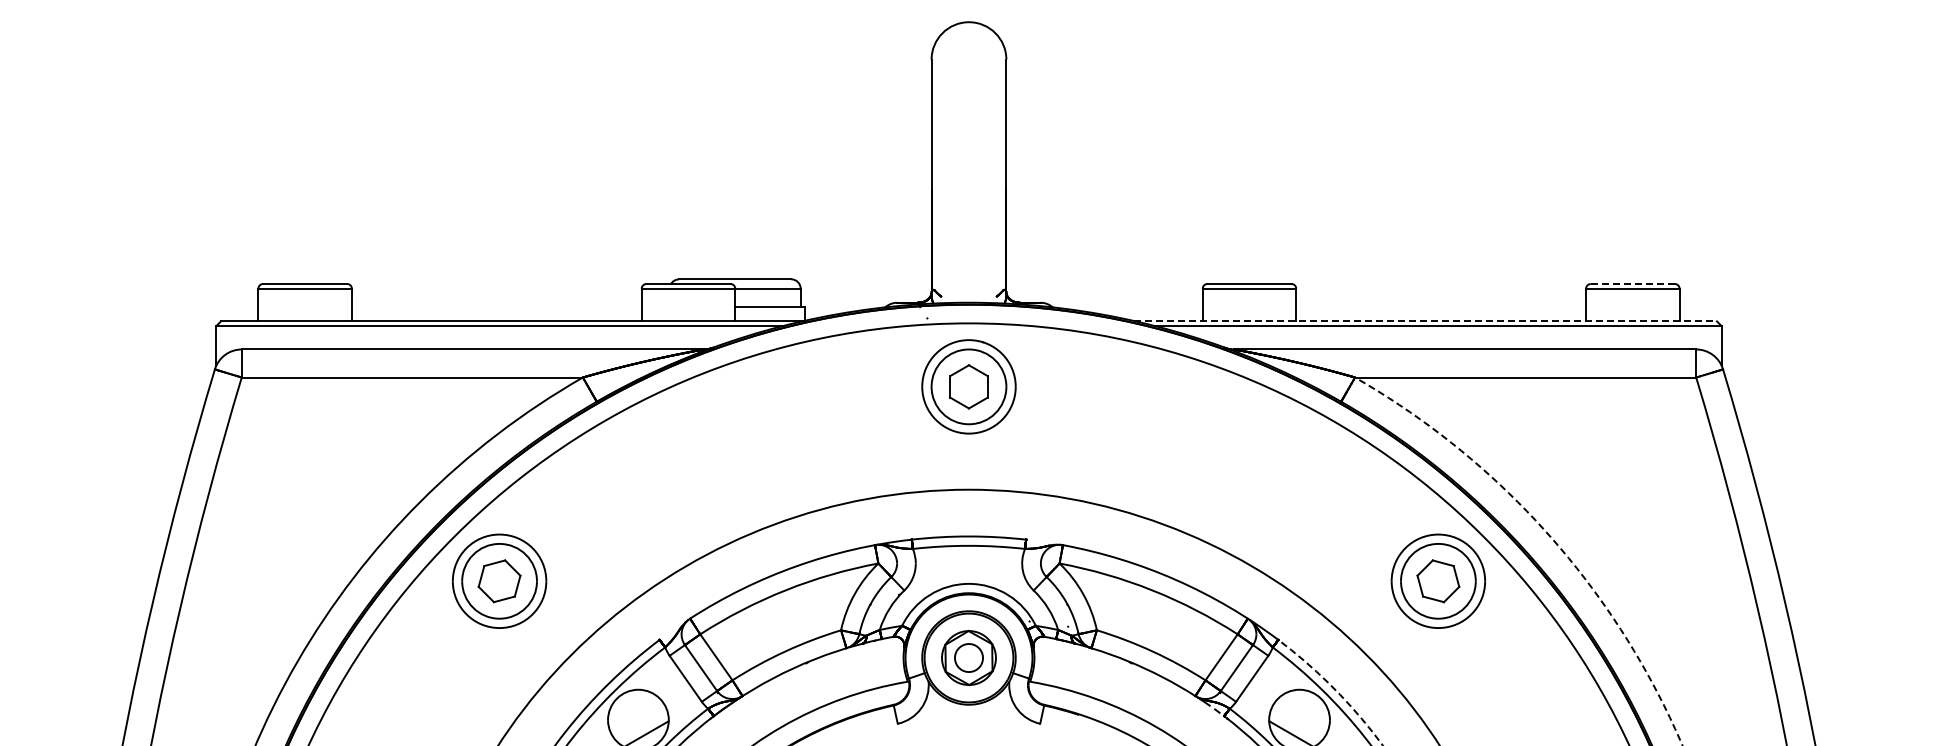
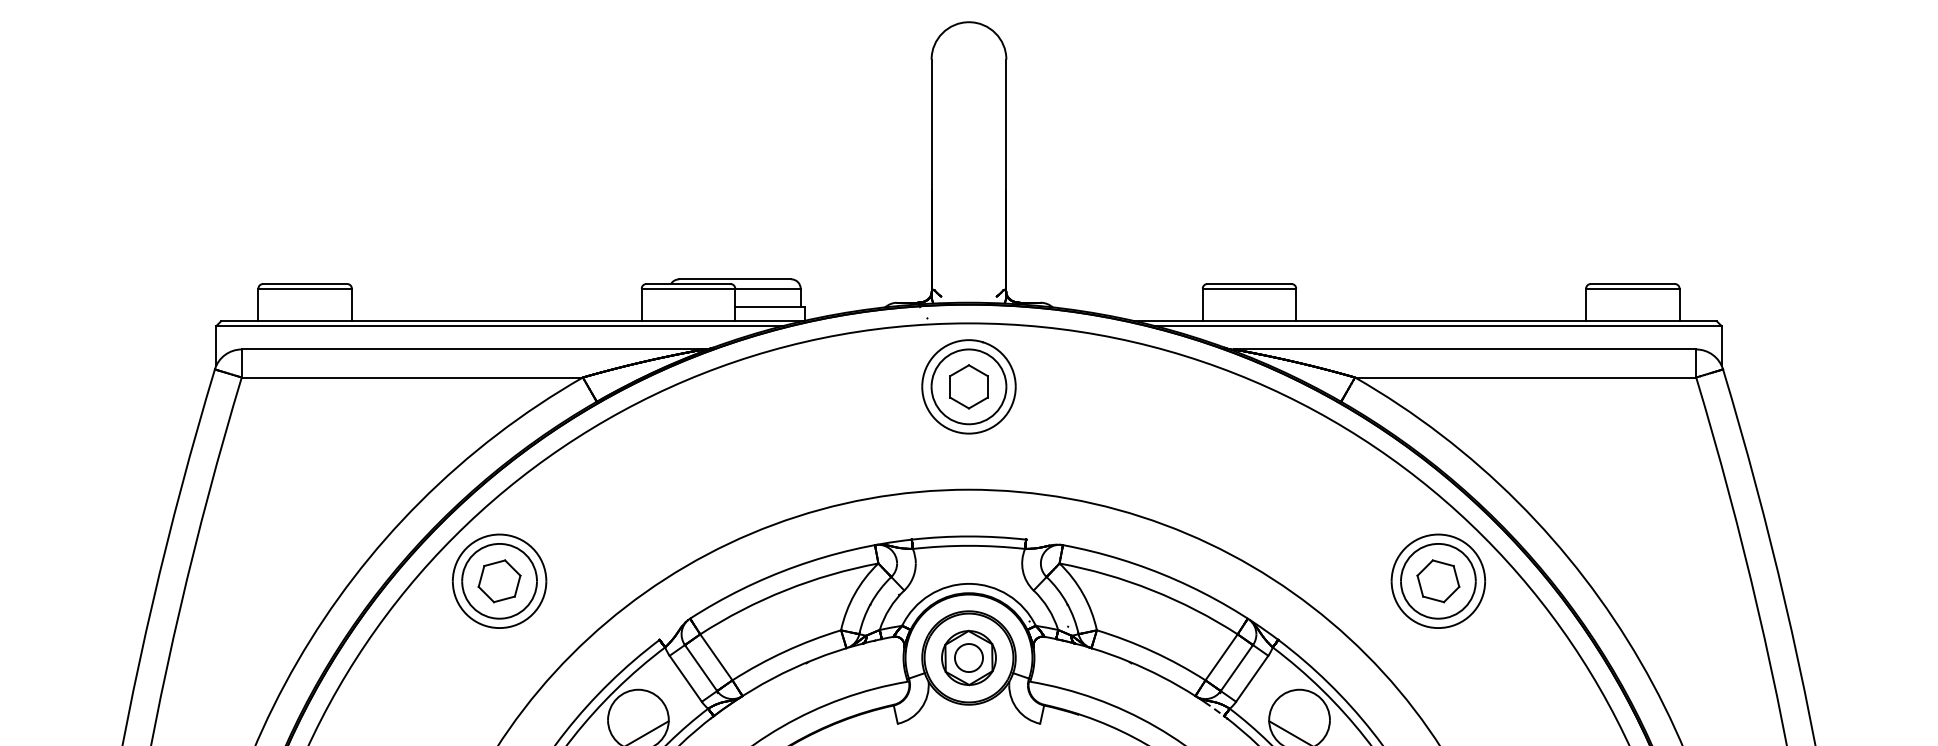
line: dashed -> solid (1633, 284)
line: dashed -> solid (1426, 321)
arc: dashed -> solid (1549, 536)
arc: dashed -> solid (1334, 689)
